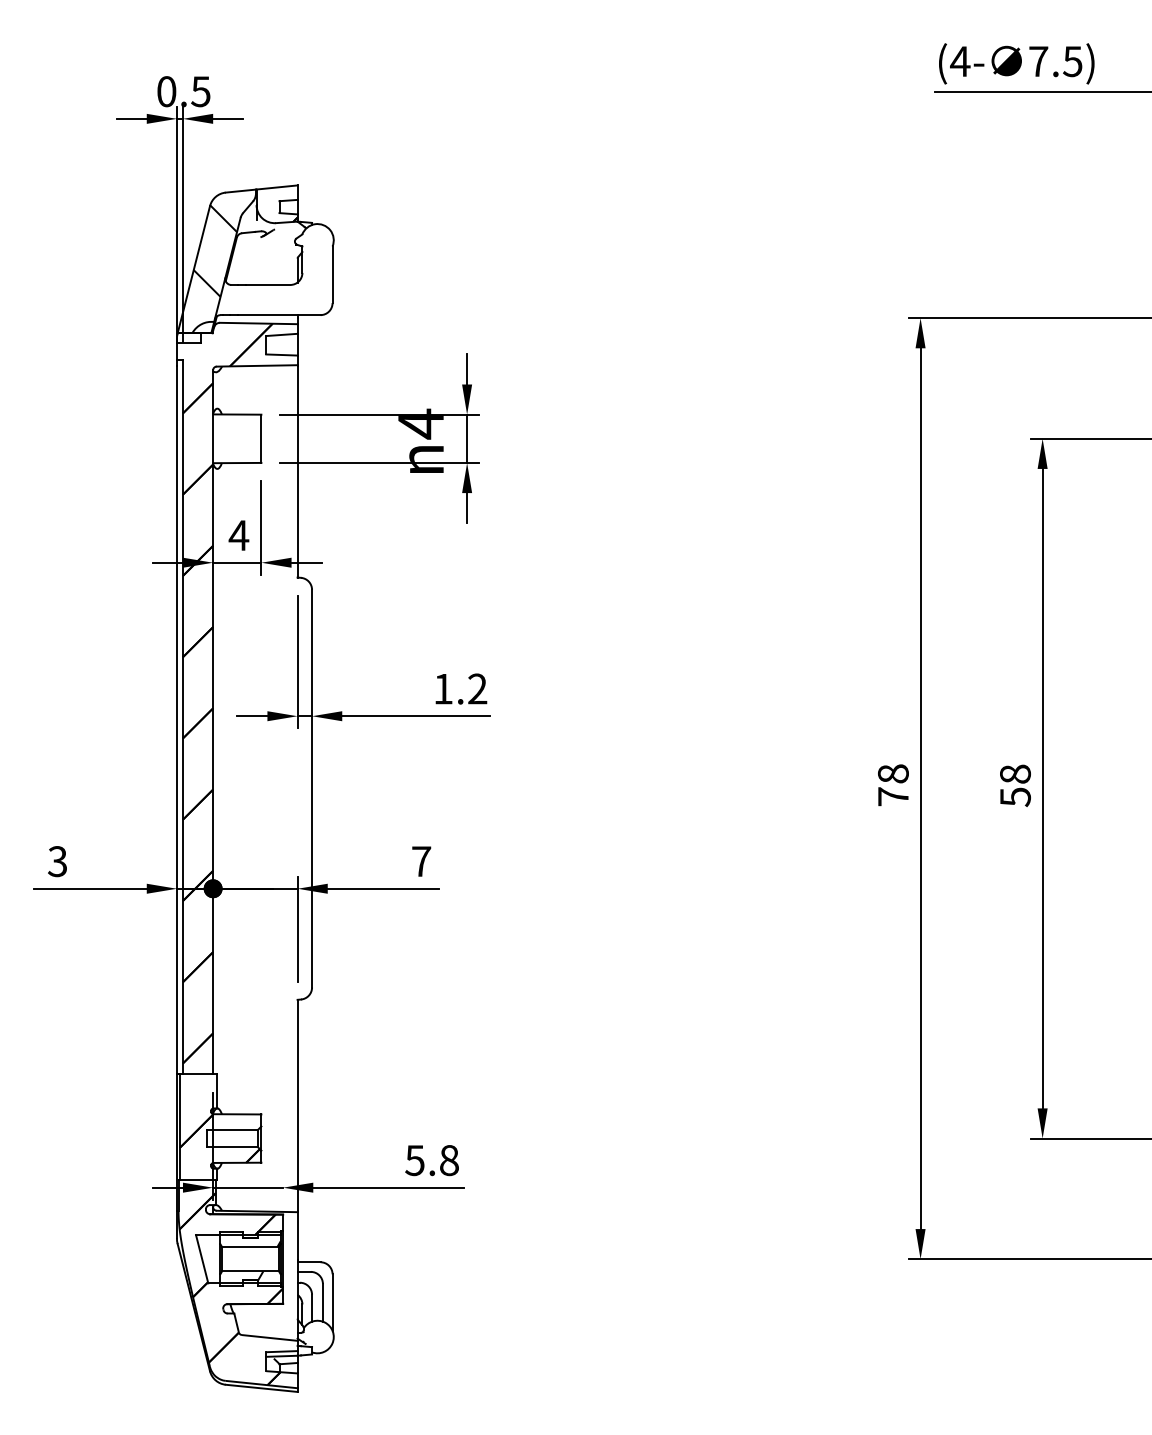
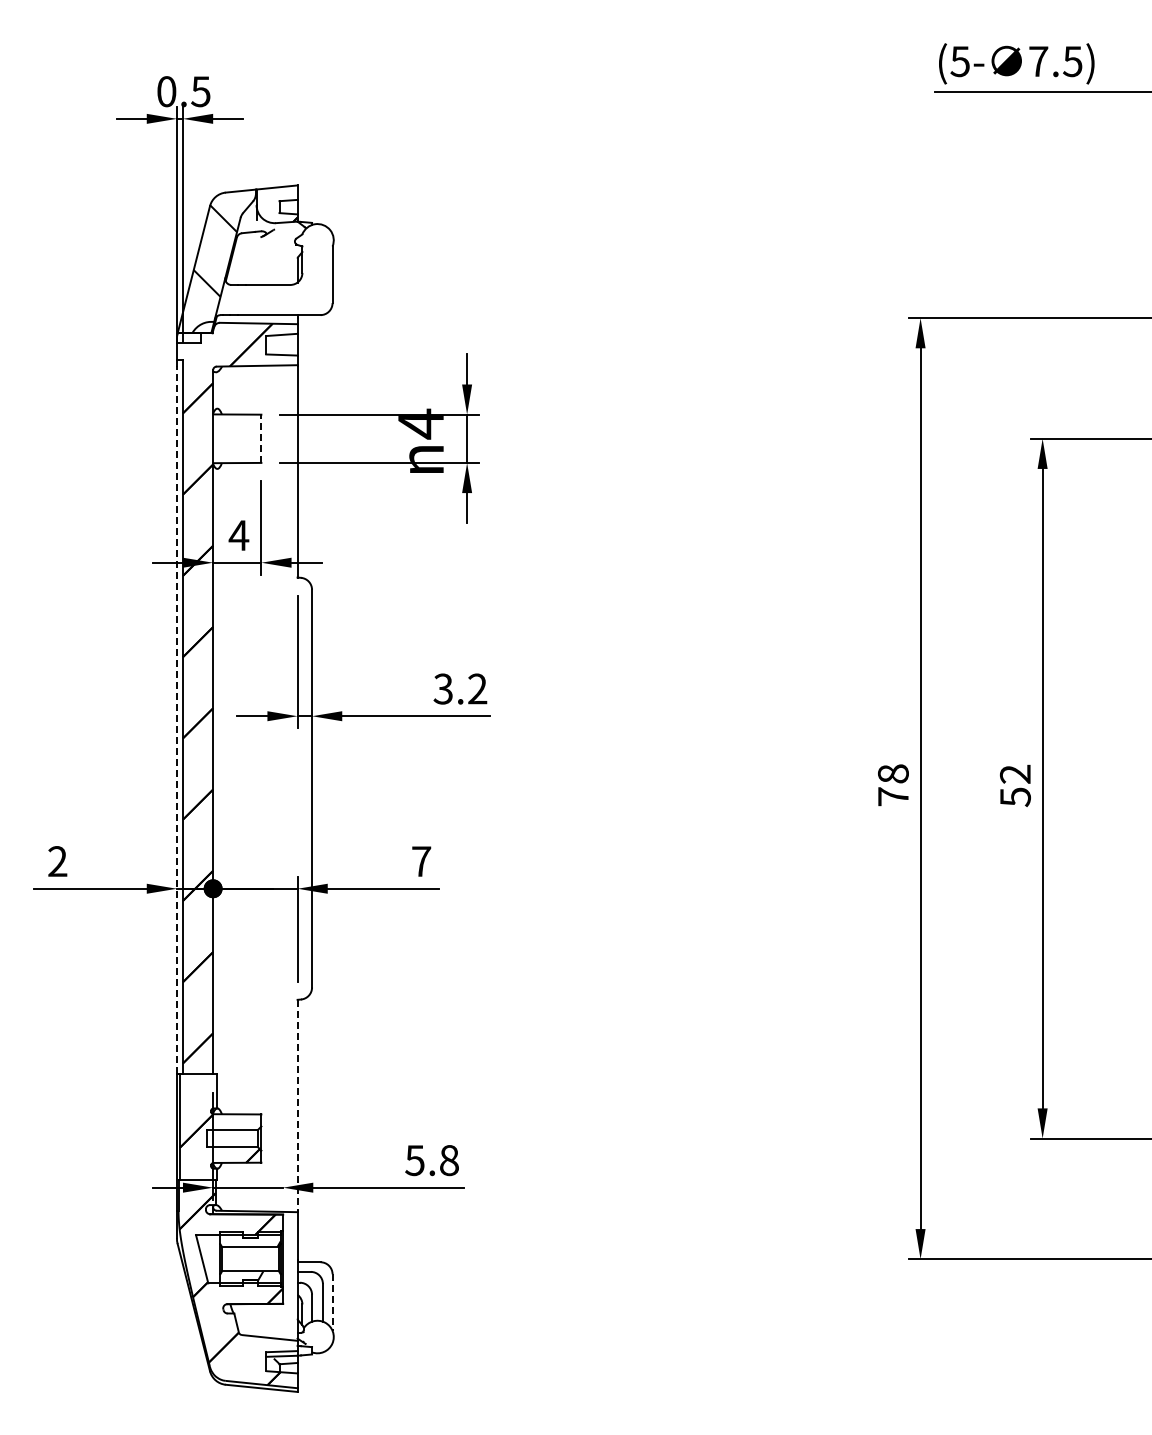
text: (4- -> (5- (960, 61)
line: solid -> dashed (261, 438)
text: 1.2 -> 3.2 (442, 688)
line: solid -> dashed (176, 719)
text: 58 -> 52 (1014, 773)
text: 3 -> 2 (57, 861)
line: solid -> dashed (297, 1105)
line: solid -> dashed (332, 1303)
